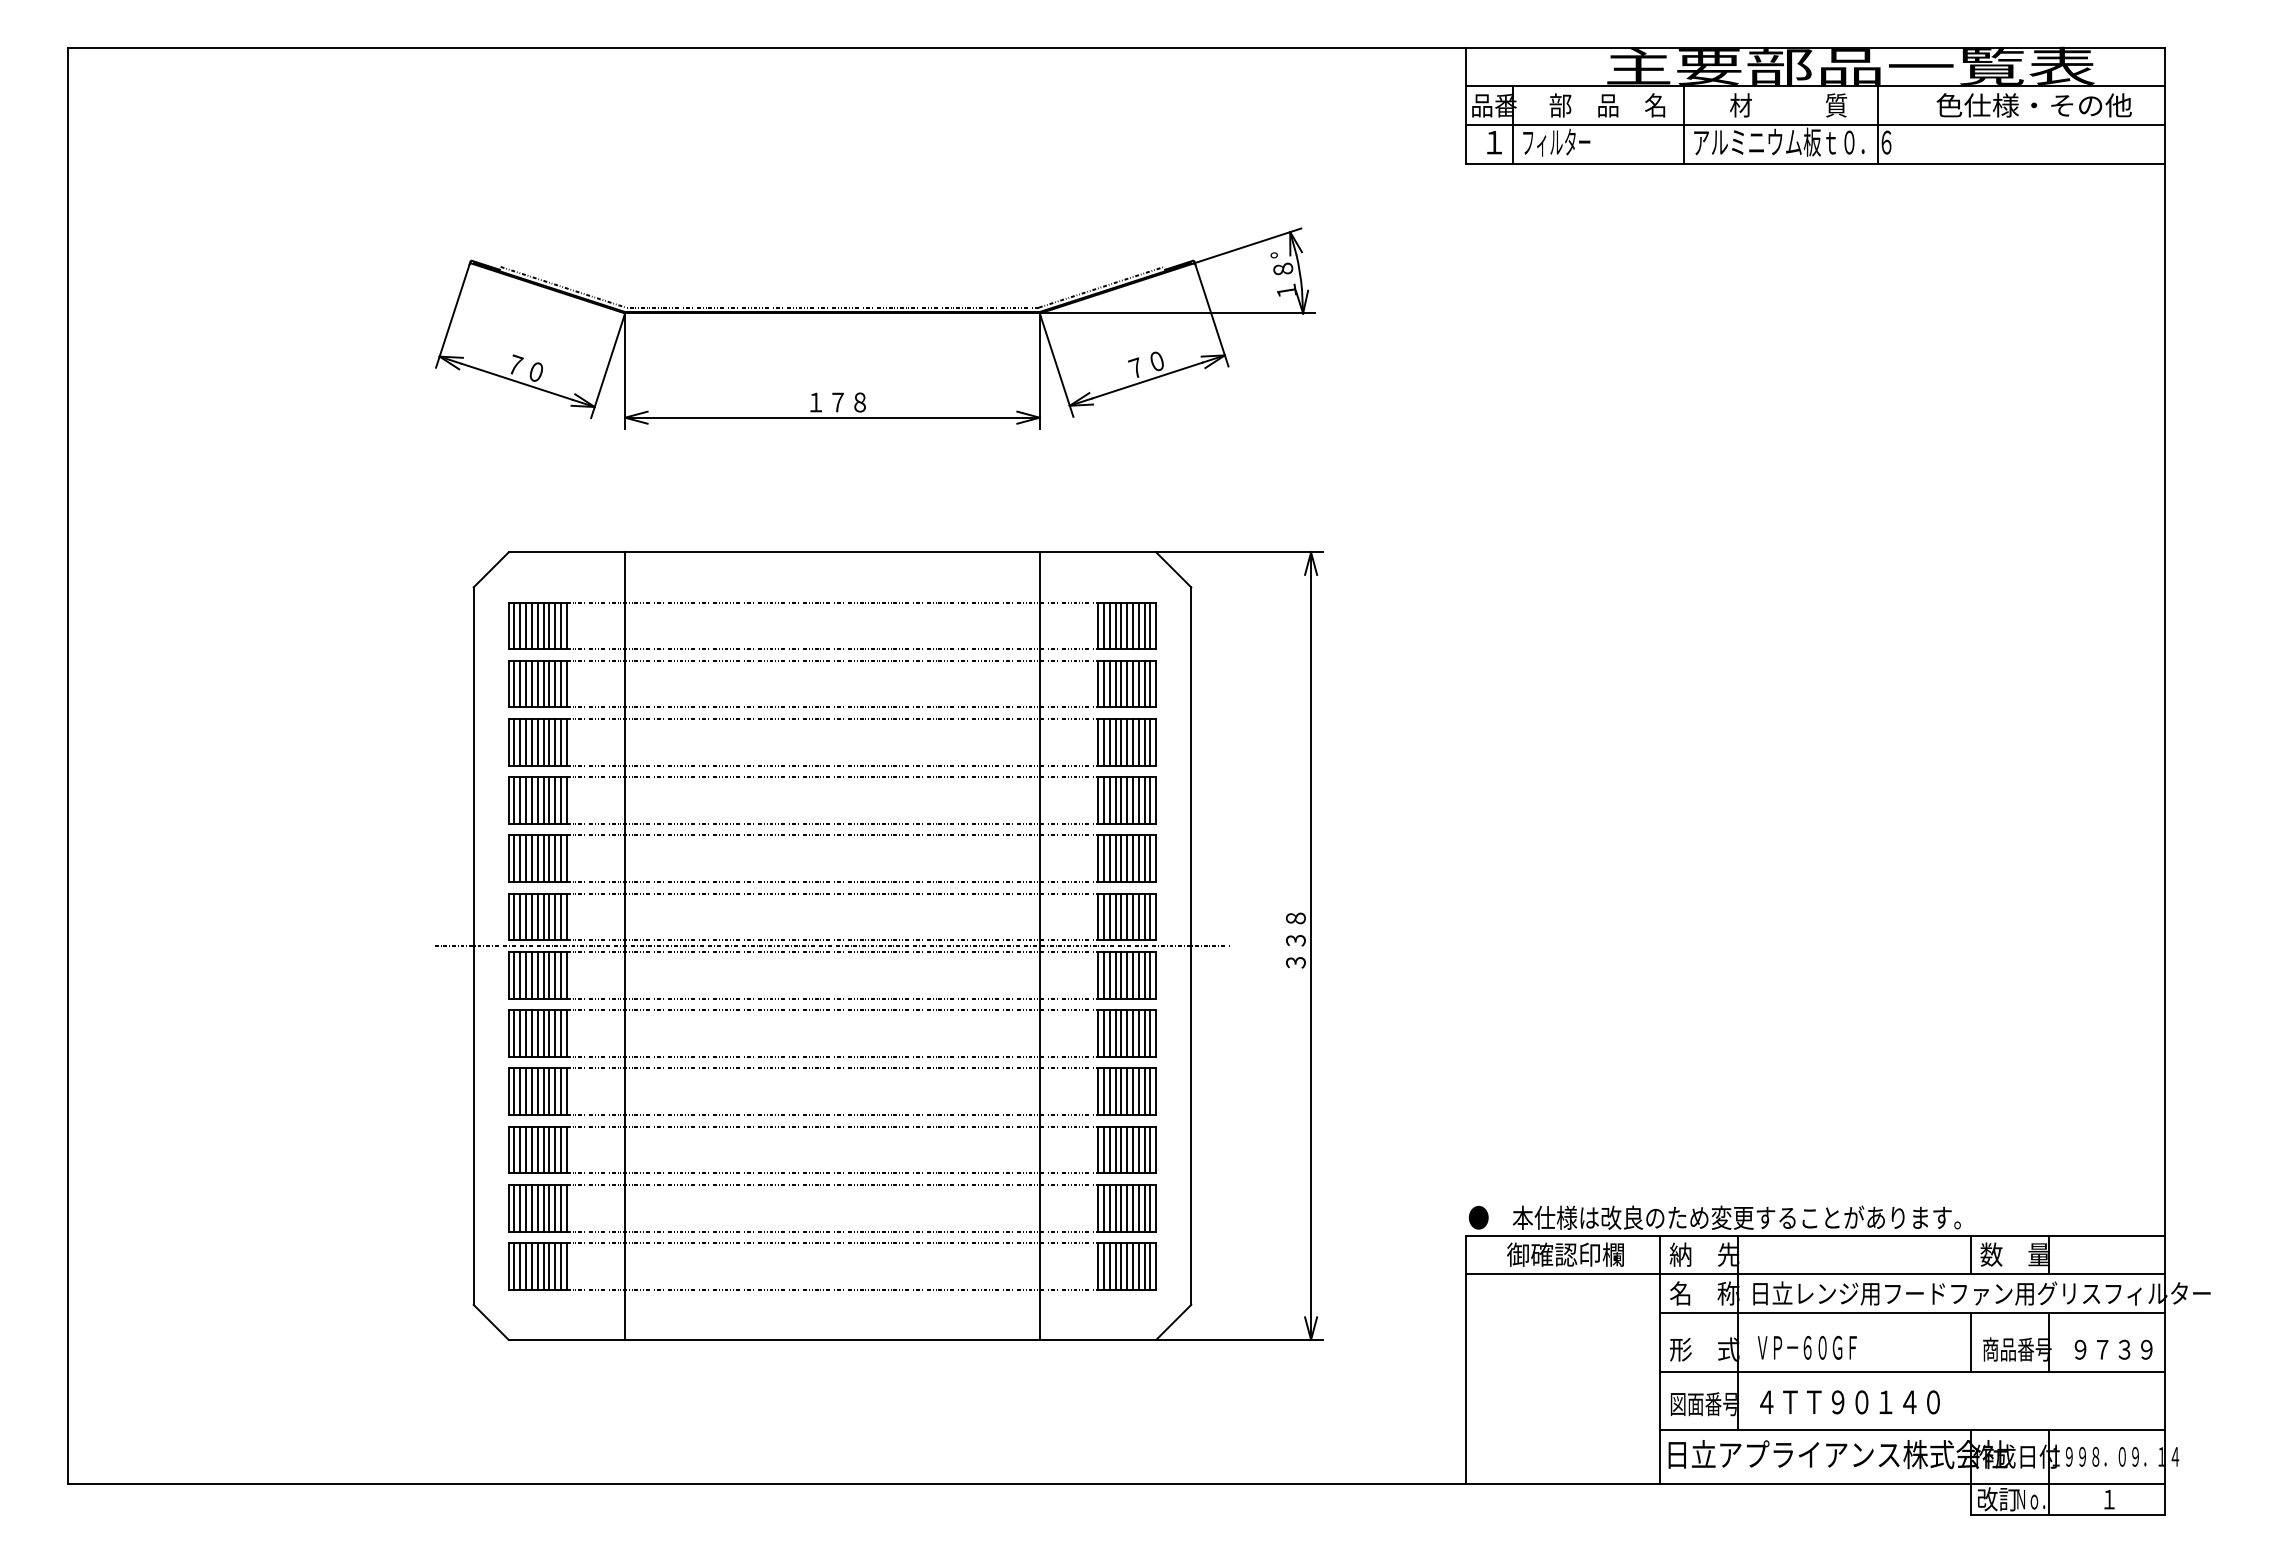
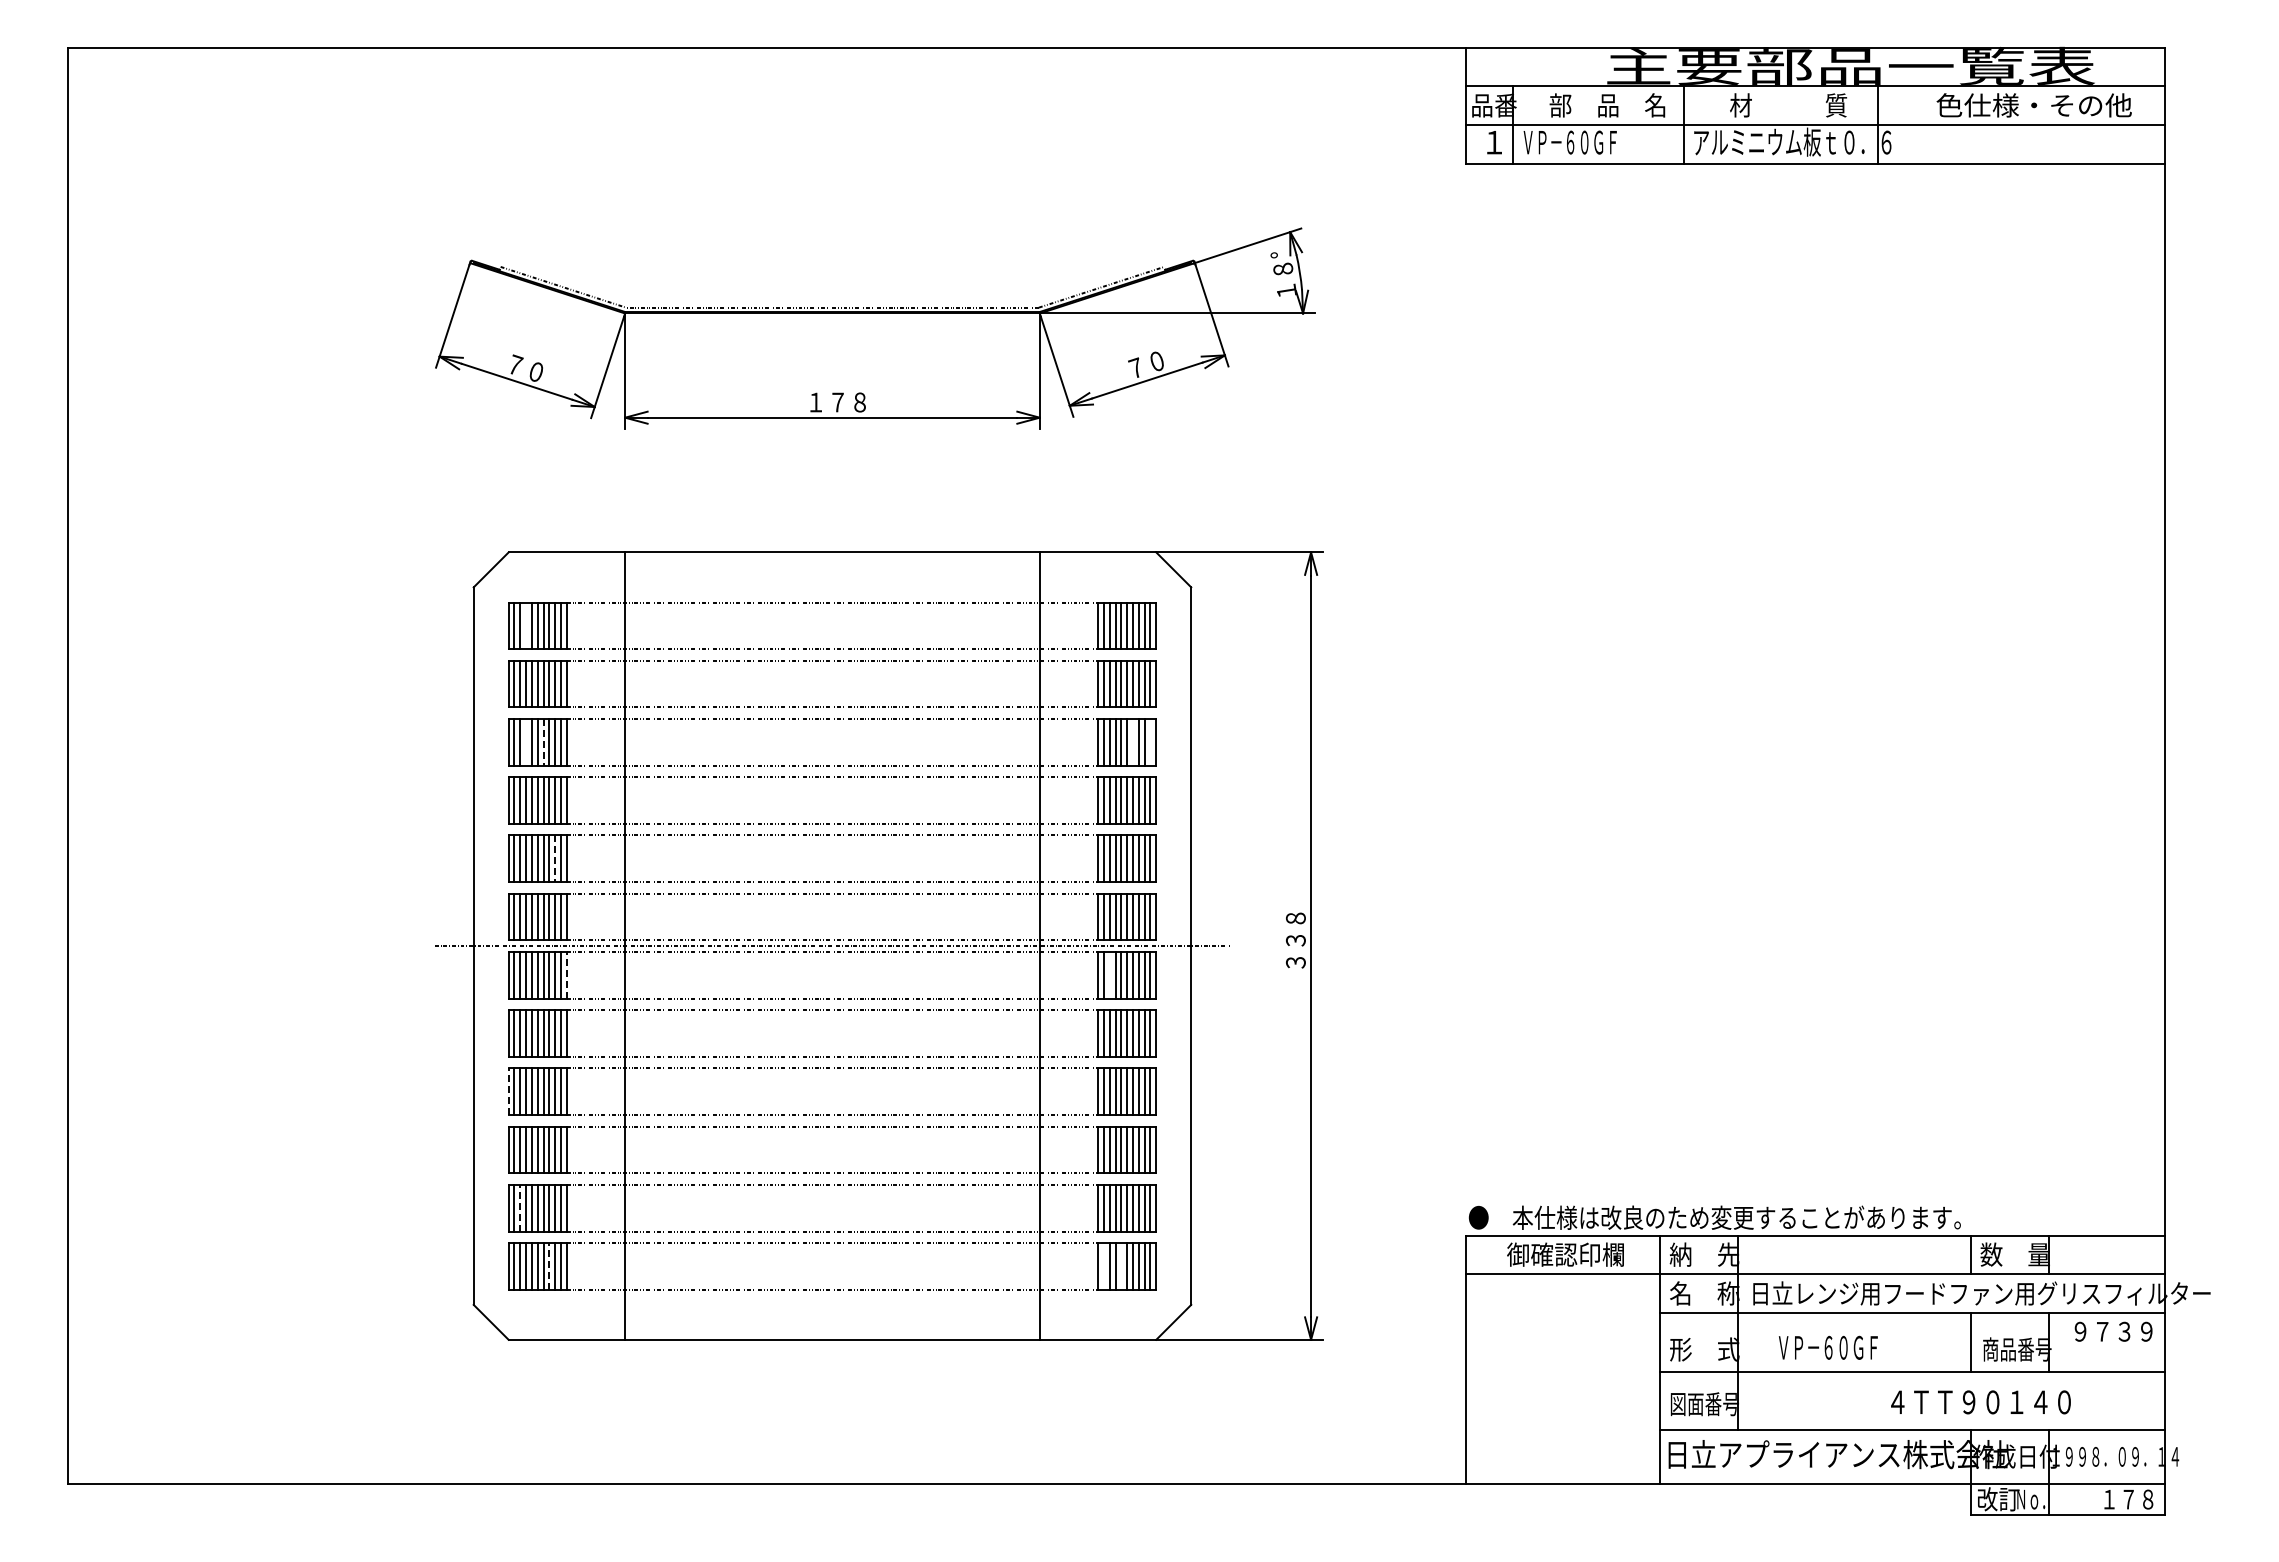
text: フィルター -> ＶＰ－６０ＧＦ (1569, 142)
line: present -> none (526, 625)
line: present -> none (526, 741)
line: present -> none (1133, 741)
line: present -> none (1150, 741)
line: solid -> dashed (543, 742)
line: solid -> dashed (555, 859)
line: solid -> dashed (566, 974)
line: present -> none (1109, 974)
line: solid -> dashed (508, 1091)
line: solid -> dashed (520, 1207)
line: solid -> dashed (549, 1265)
line: present -> none (1103, 1266)
line: present -> none (1121, 1266)
text position: (1807, 1347) -> (1828, 1347) (1828, 1347)
text position: (2113, 1349) -> (2113, 1331) (2113, 1331)
text position: (1849, 1402) -> (1980, 1402) (1980, 1402)
text: １ -> １７８ (2138, 1499)
